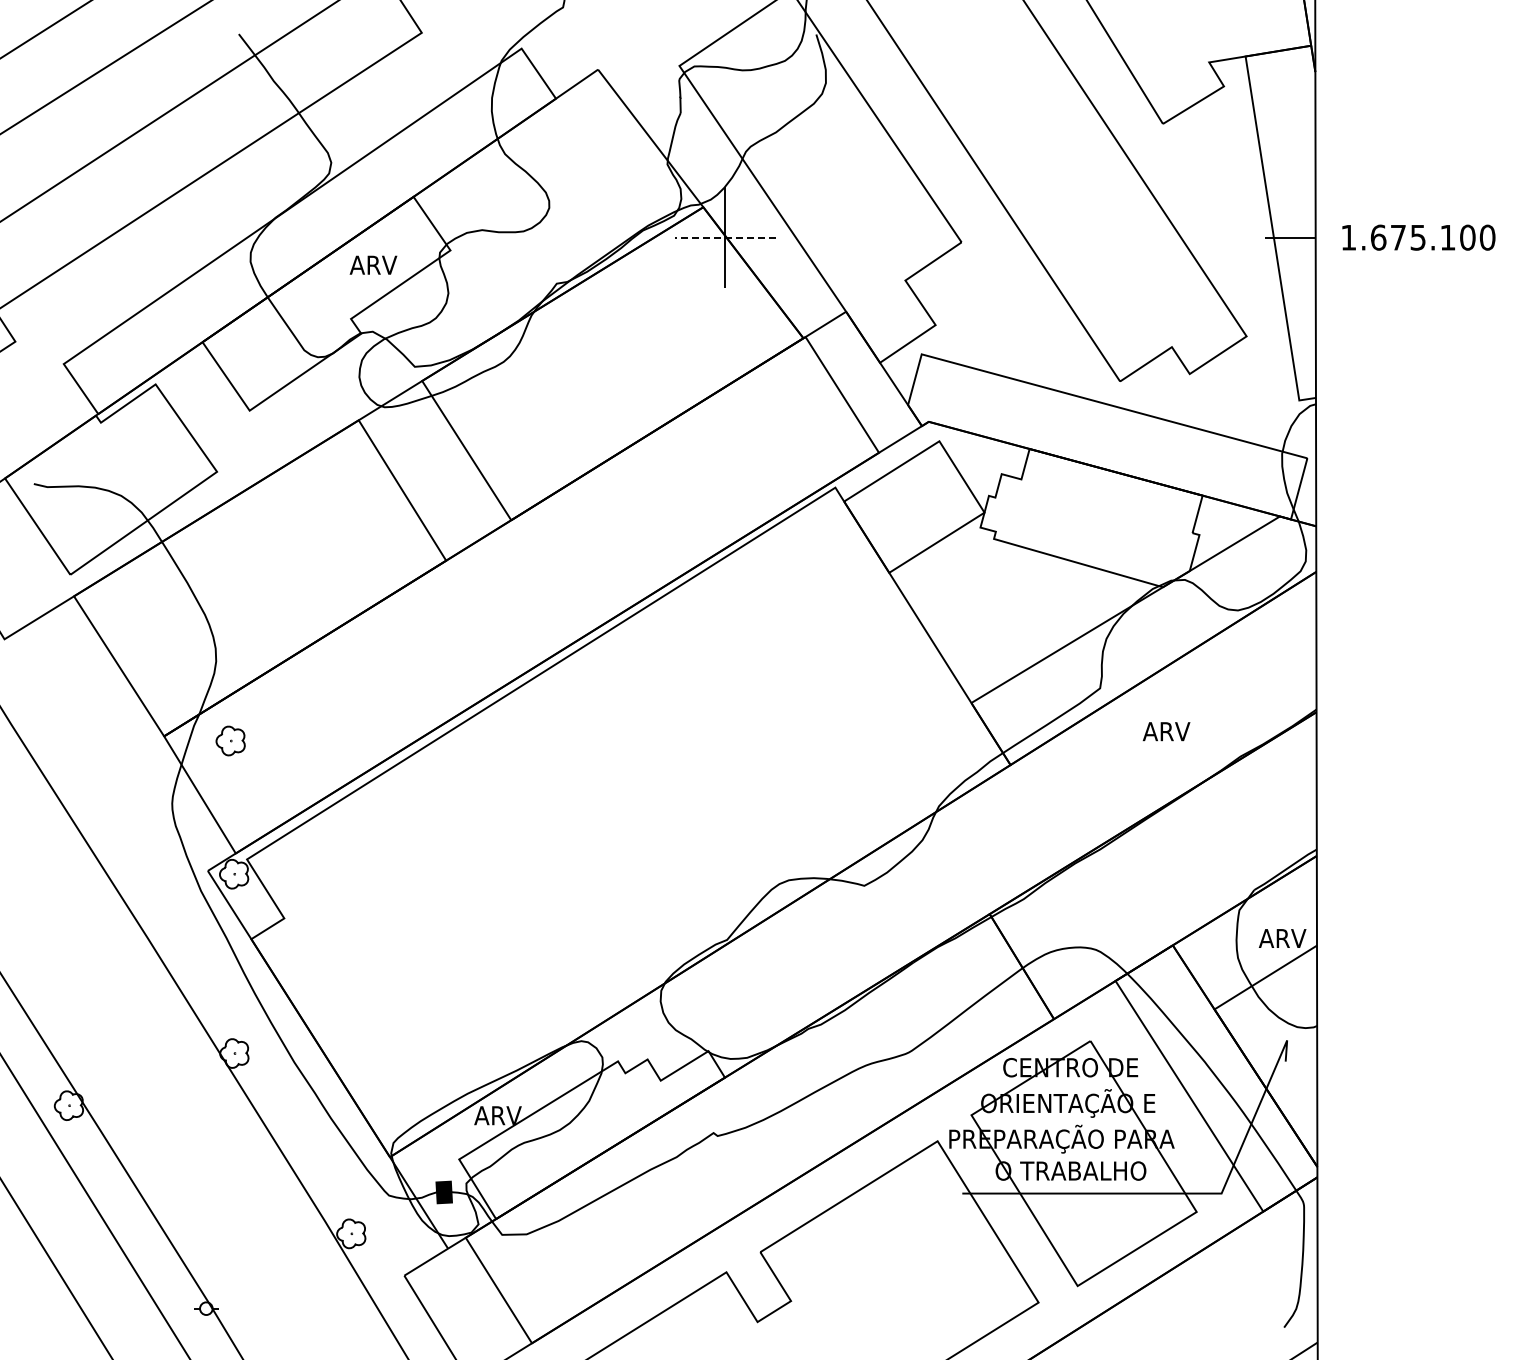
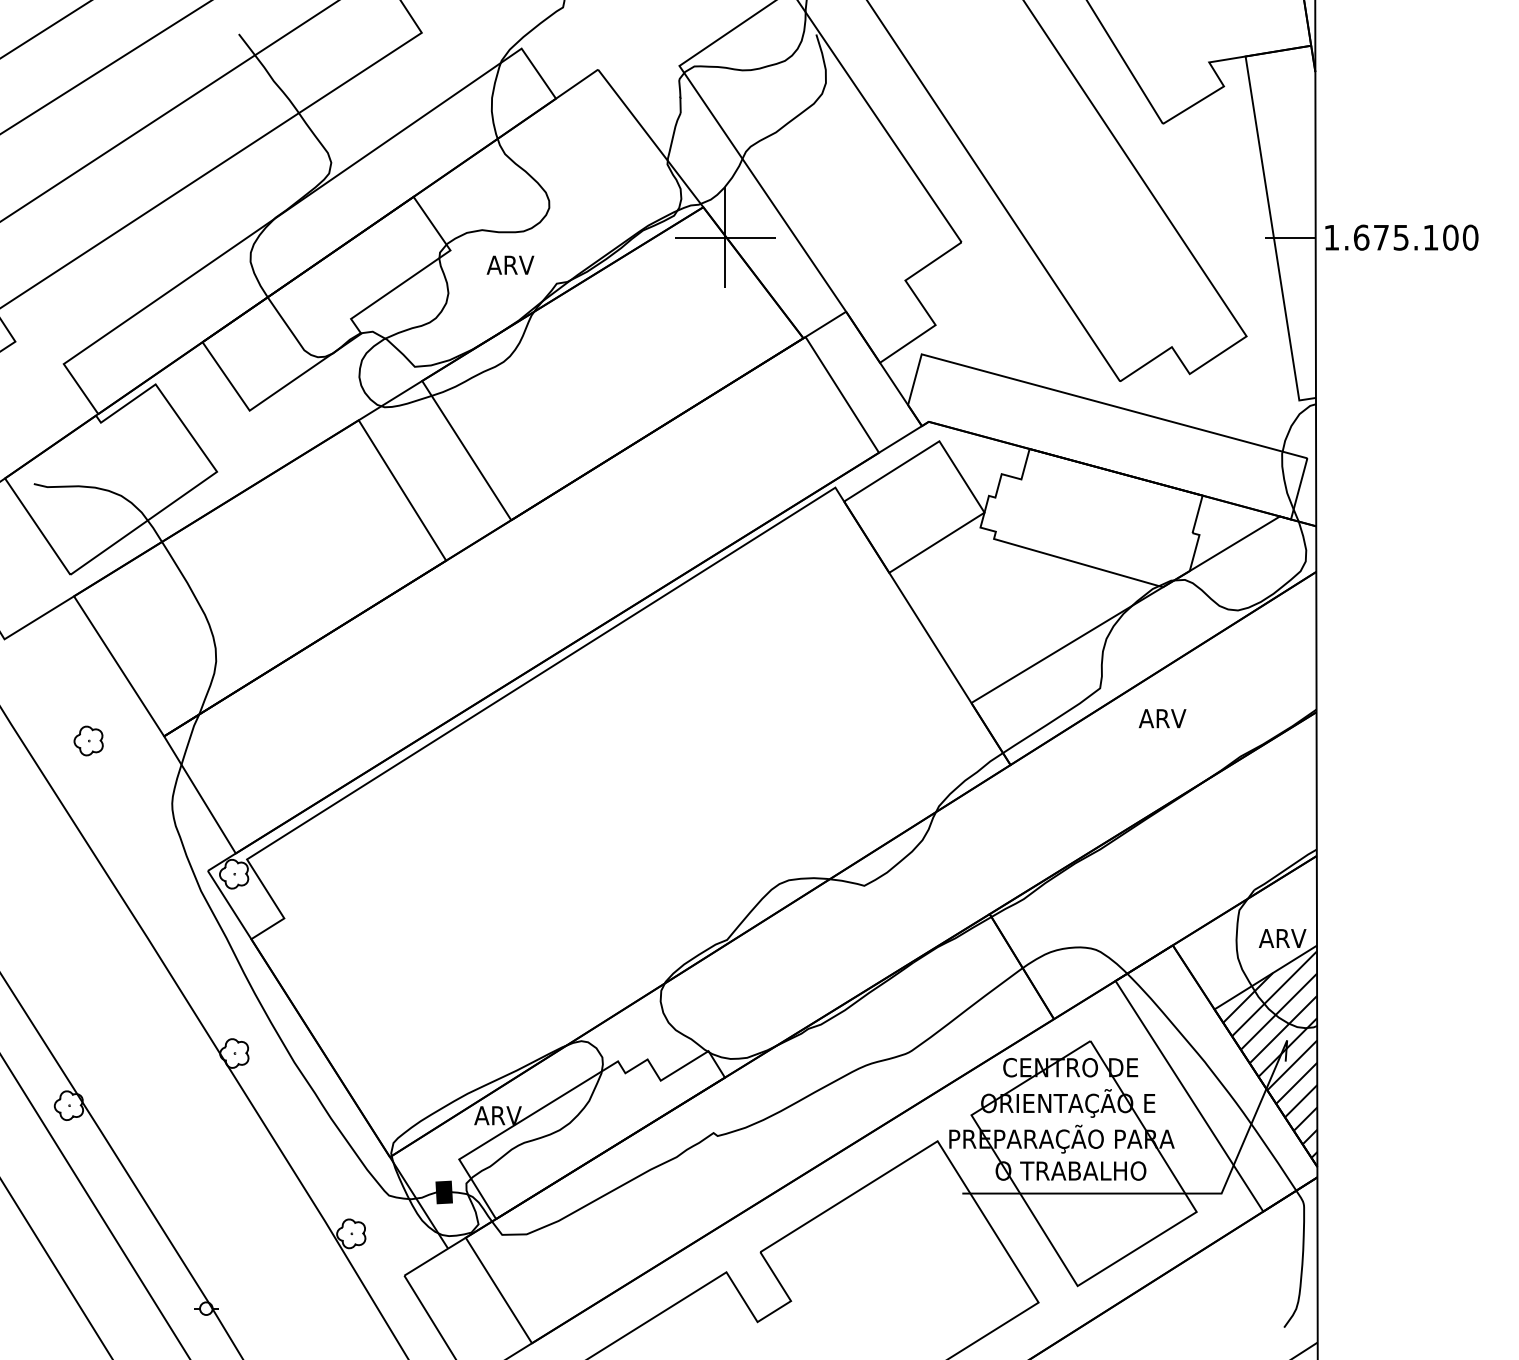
line: dashed -> solid (725, 237)
text position: (1418, 237) -> (1401, 237) (1401, 237)
text position: (373, 264) -> (510, 264) (510, 264)
text position: (1166, 731) -> (1162, 718) (1162, 718)
part position: (230, 740) -> (88, 740) (88, 740)
hatch: none -> present (1270, 1054)
